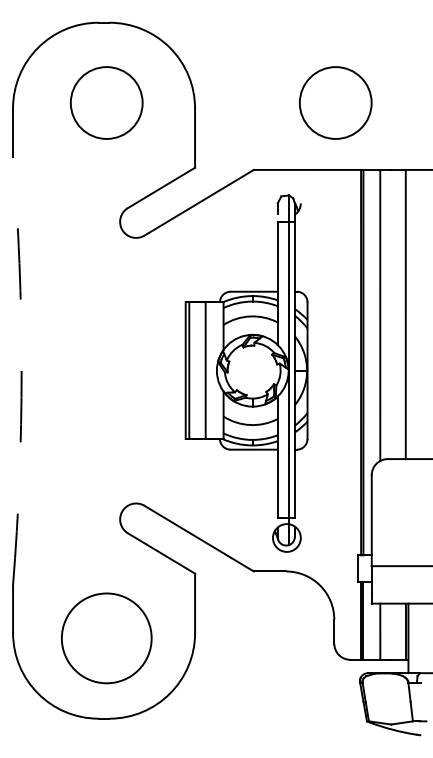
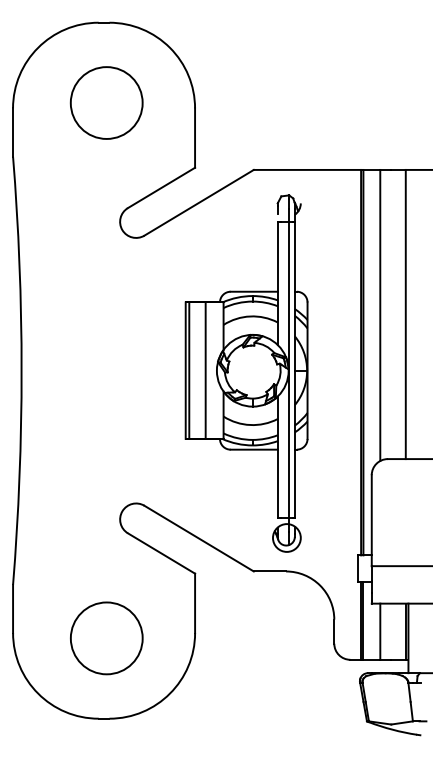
circle: present -> none (335, 102)
arc: dashed -> solid (21, 370)
circle diameter: 90 px -> 72 px (106, 638)
